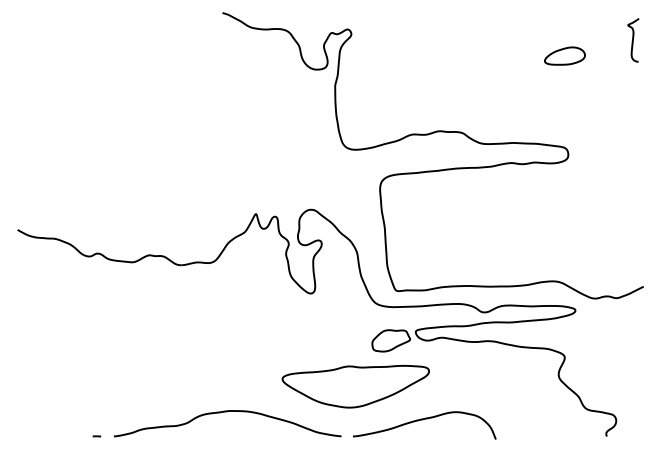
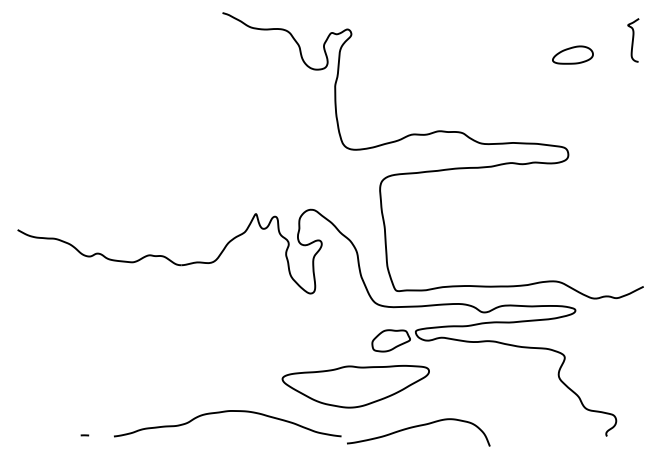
part position: (564, 55) -> (572, 54) (572, 54)
curve position: (422, 420) -> (416, 427) (416, 427)
line position: (96, 436) -> (84, 435) (84, 435)
